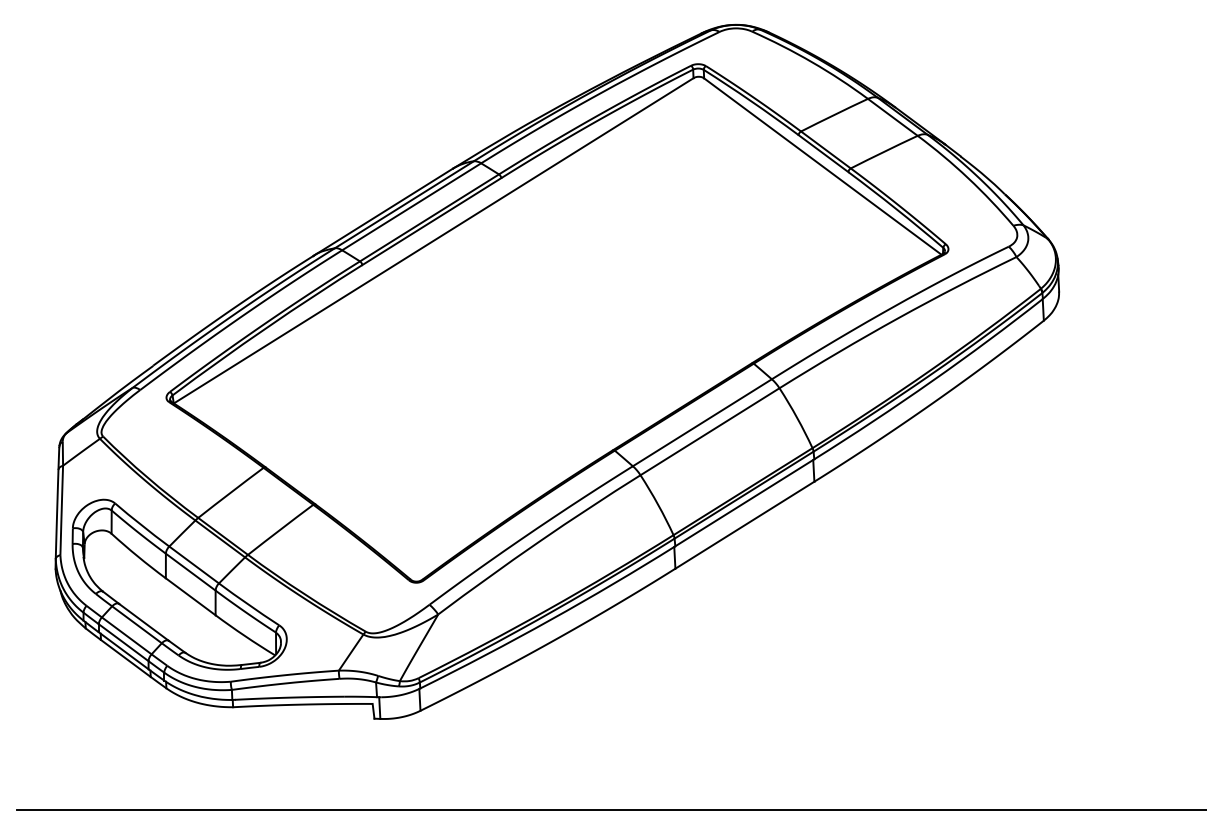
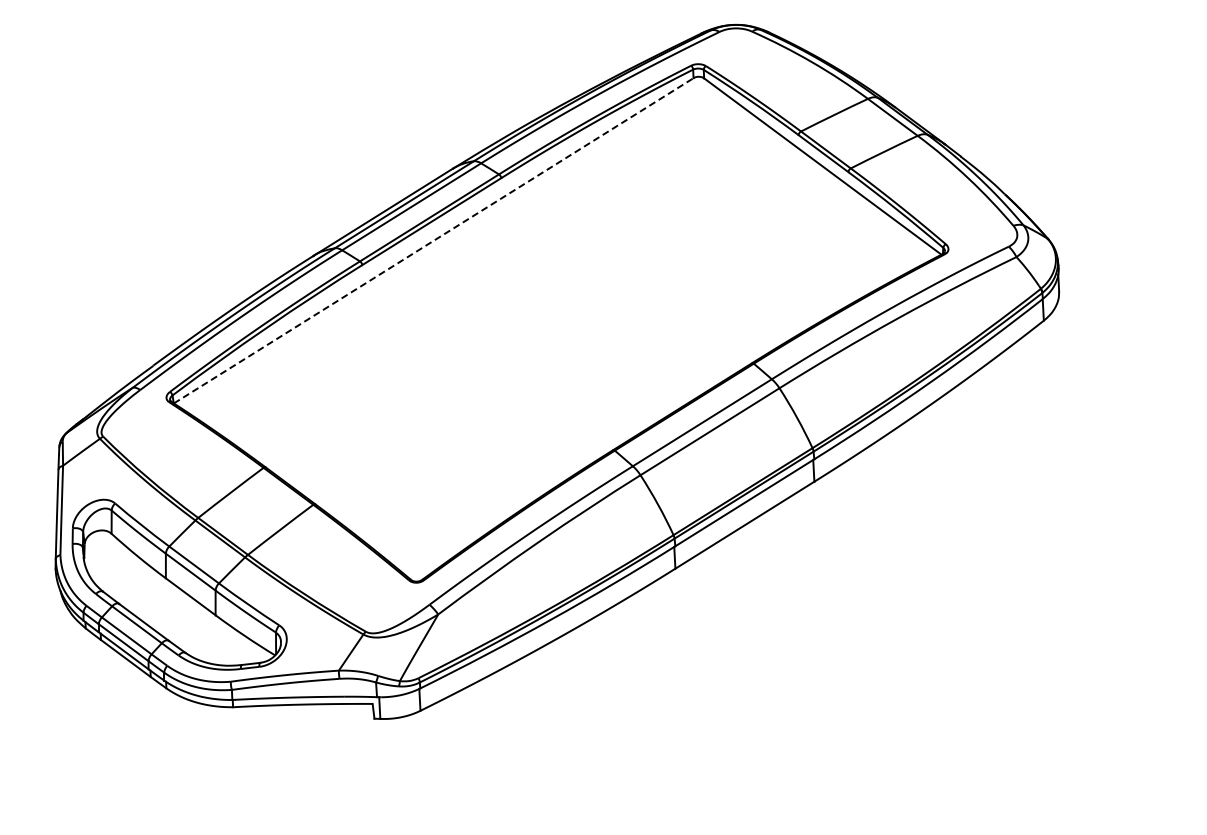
line: solid -> dashed (433, 240)
line: present -> none (609, 810)
